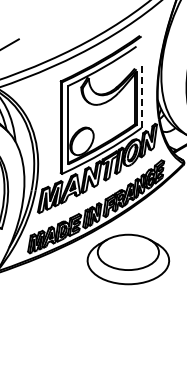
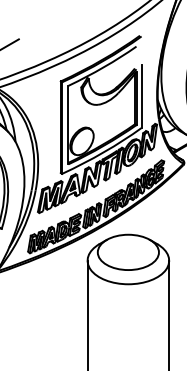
line: dashed -> solid (141, 96)
line: none -> present (87, 313)
line: none -> present (169, 313)
